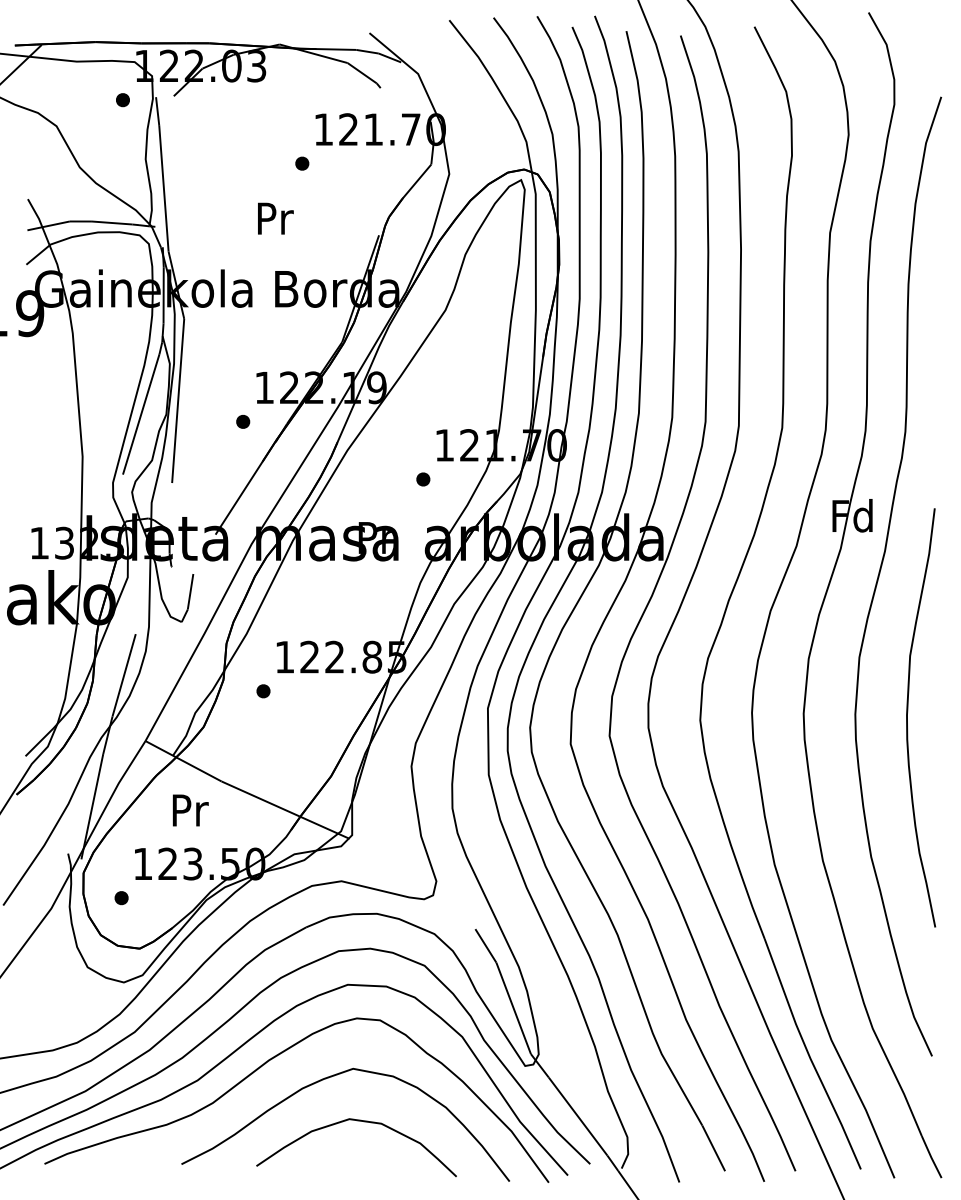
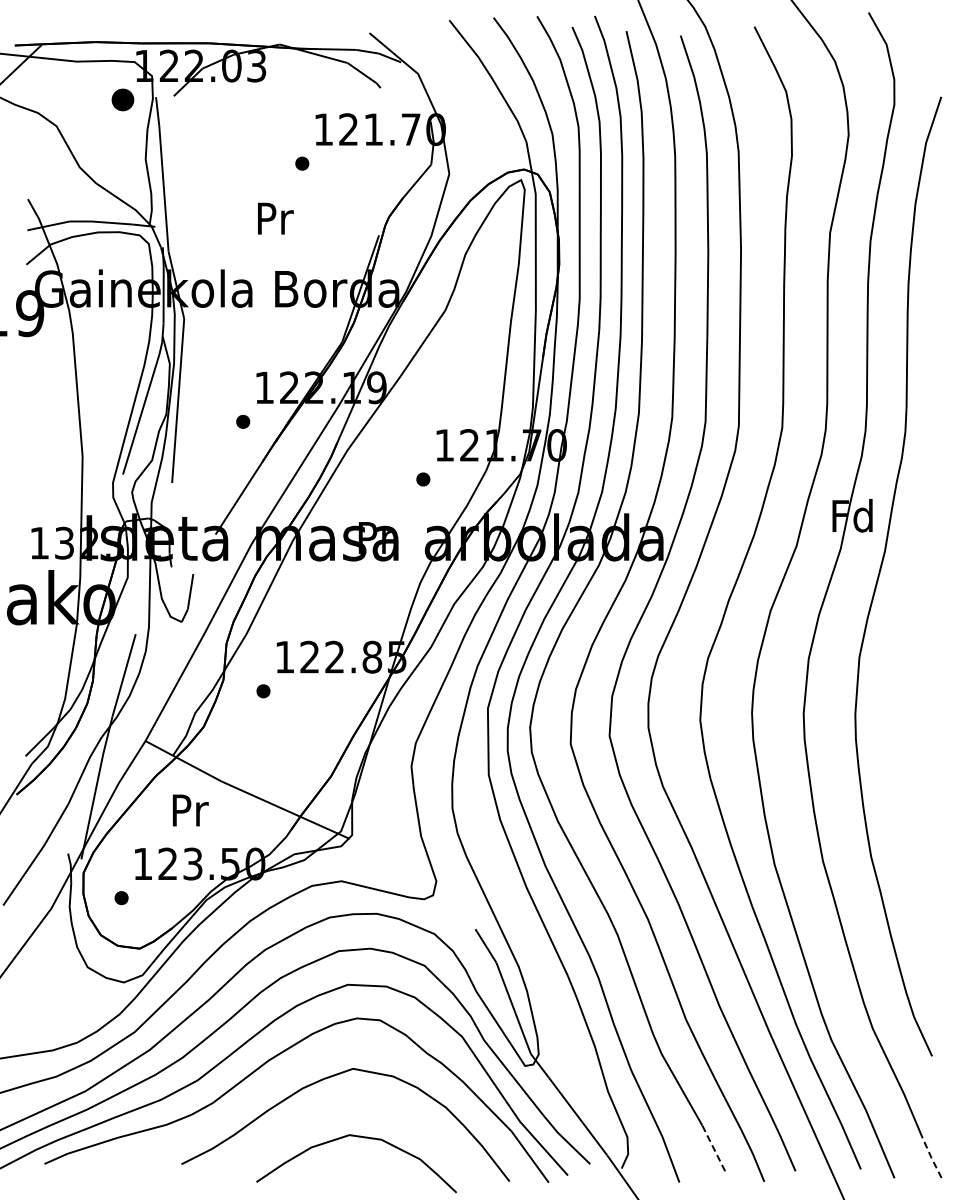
part size: 14x15 px -> 24x24 px (122, 99)
curve: present -> none (907, 717)
curve position: (357, 1121) -> (357, 1137) (357, 1137)
line: solid -> dashed (713, 1148)
line: solid -> dashed (931, 1157)
